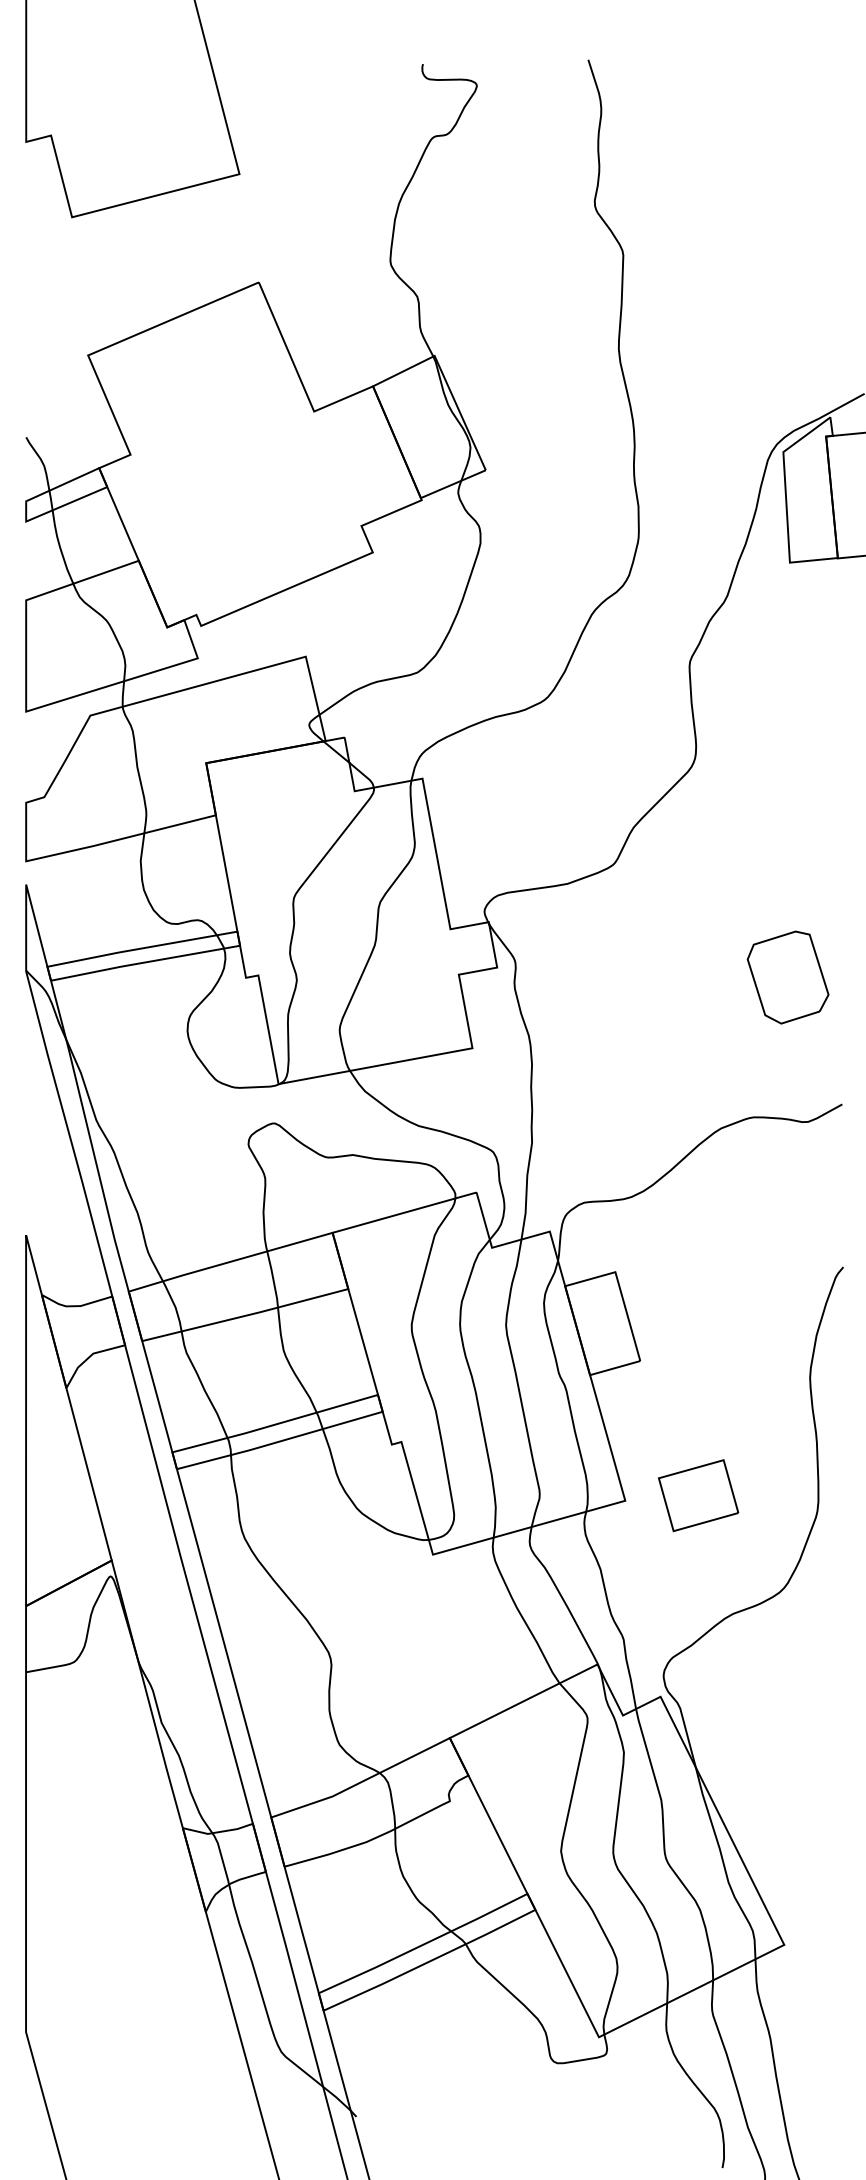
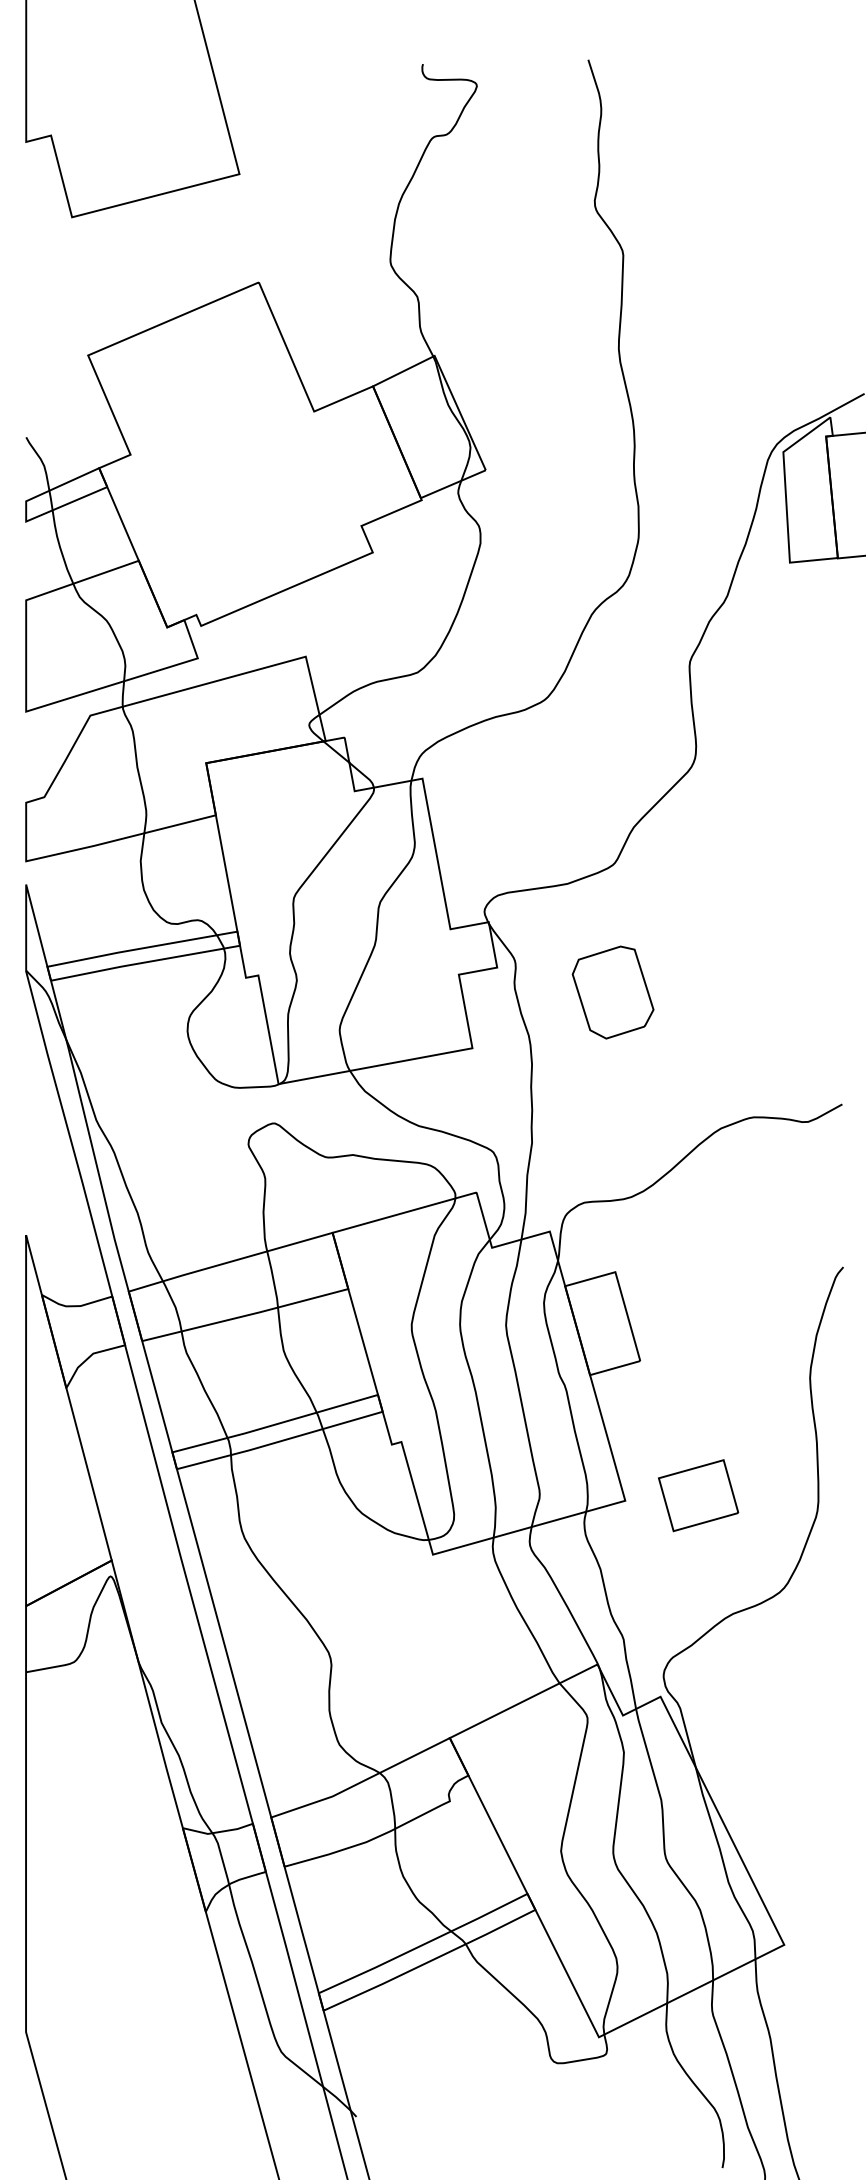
part position: (787, 977) -> (612, 992) (612, 992)
